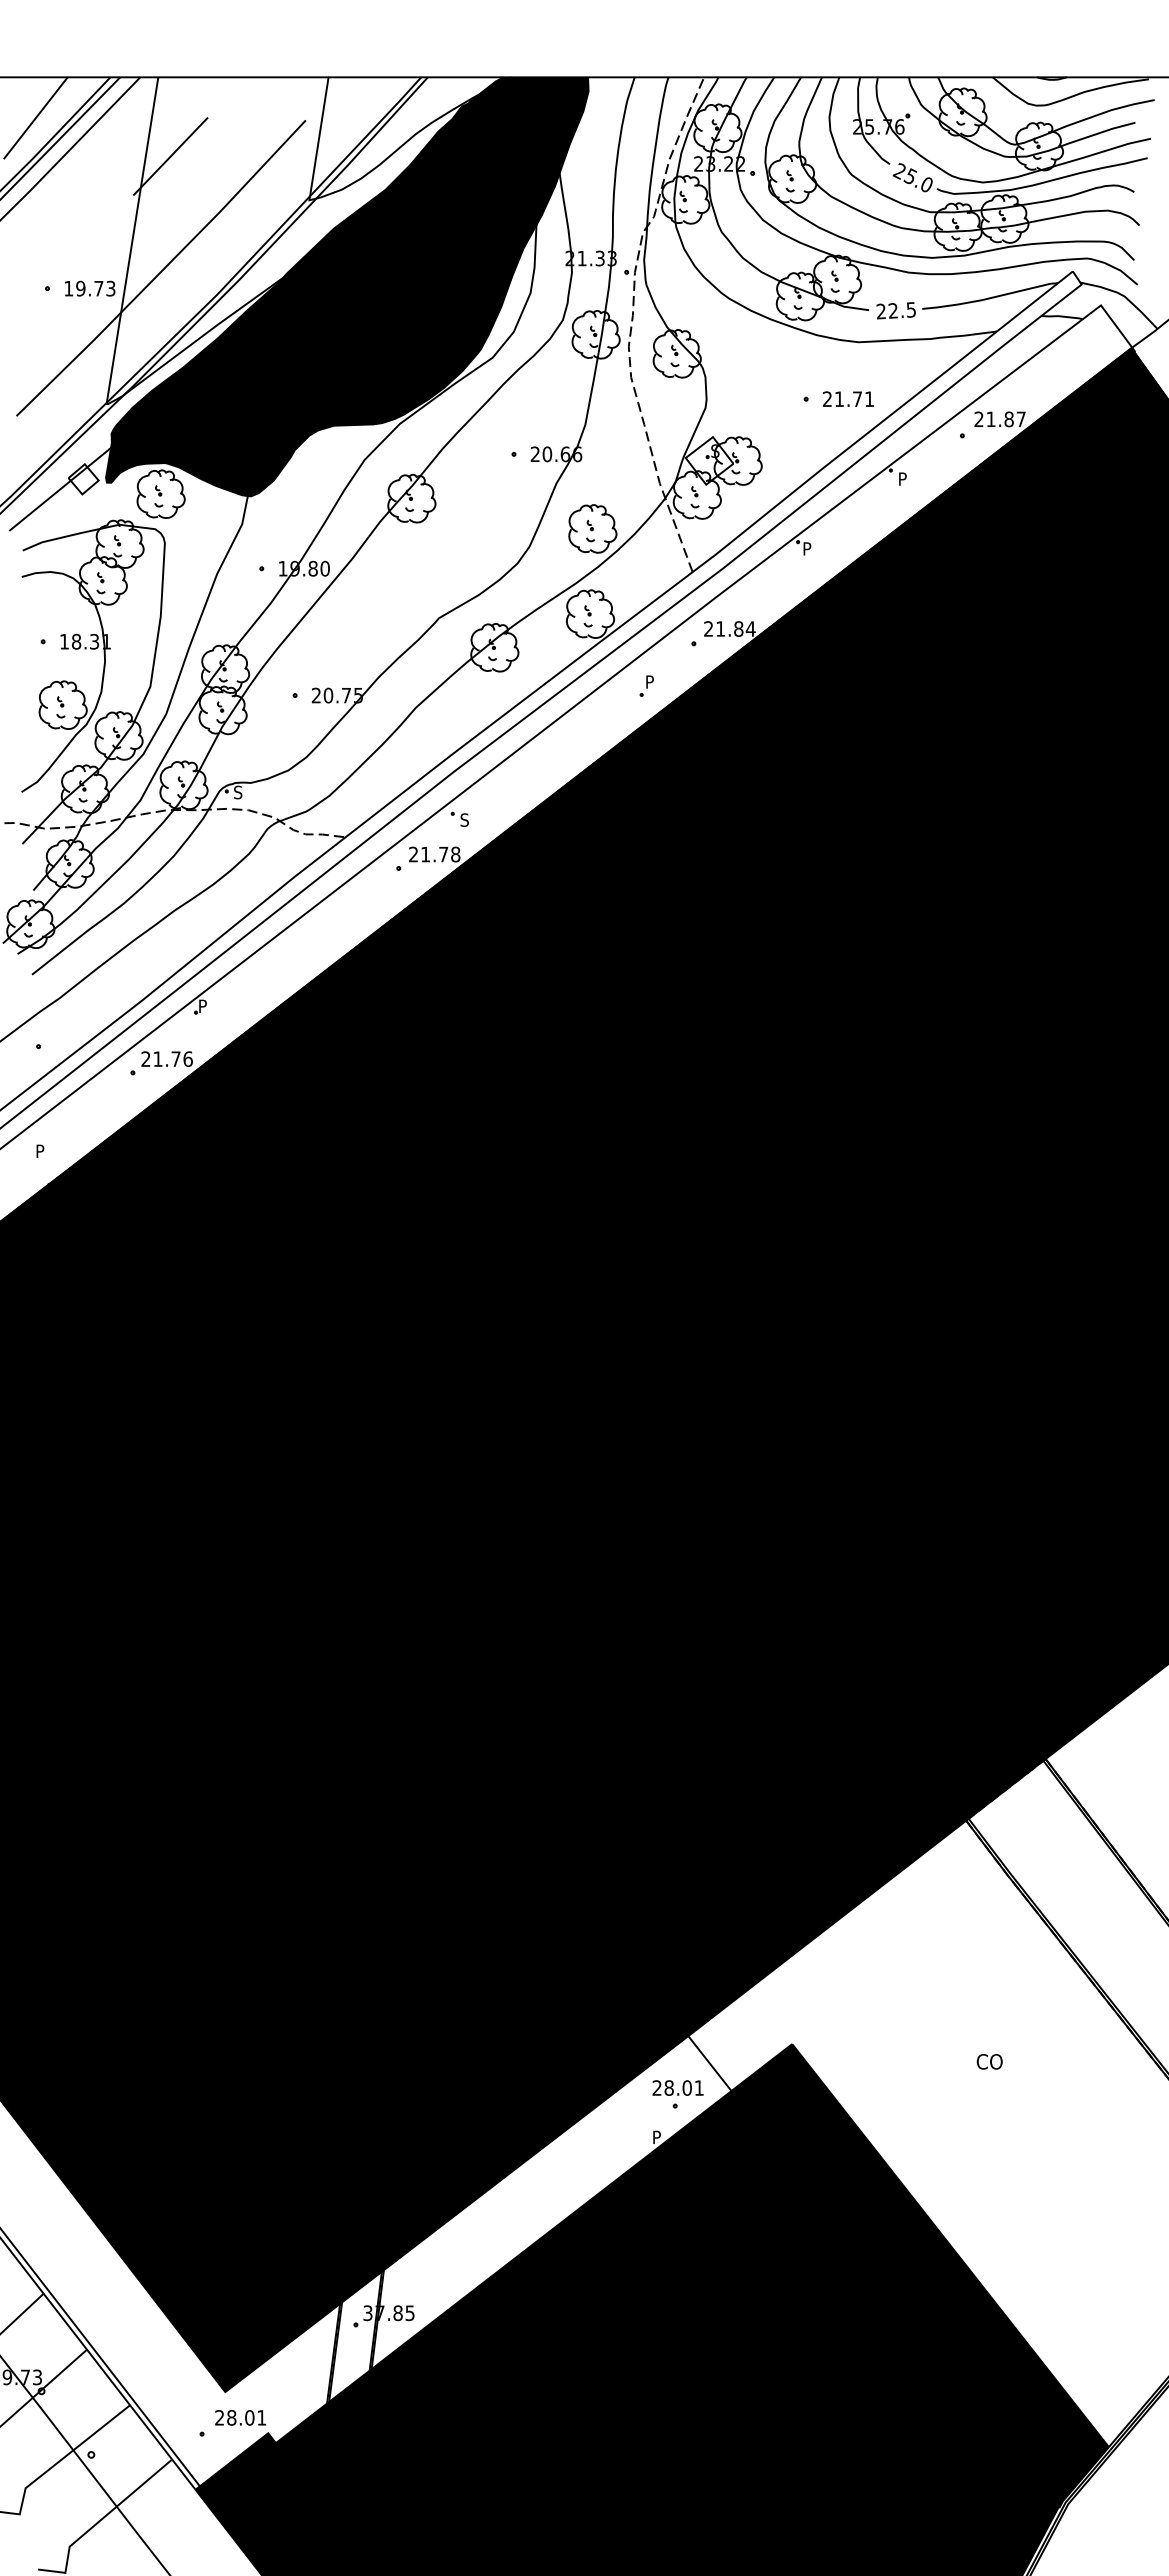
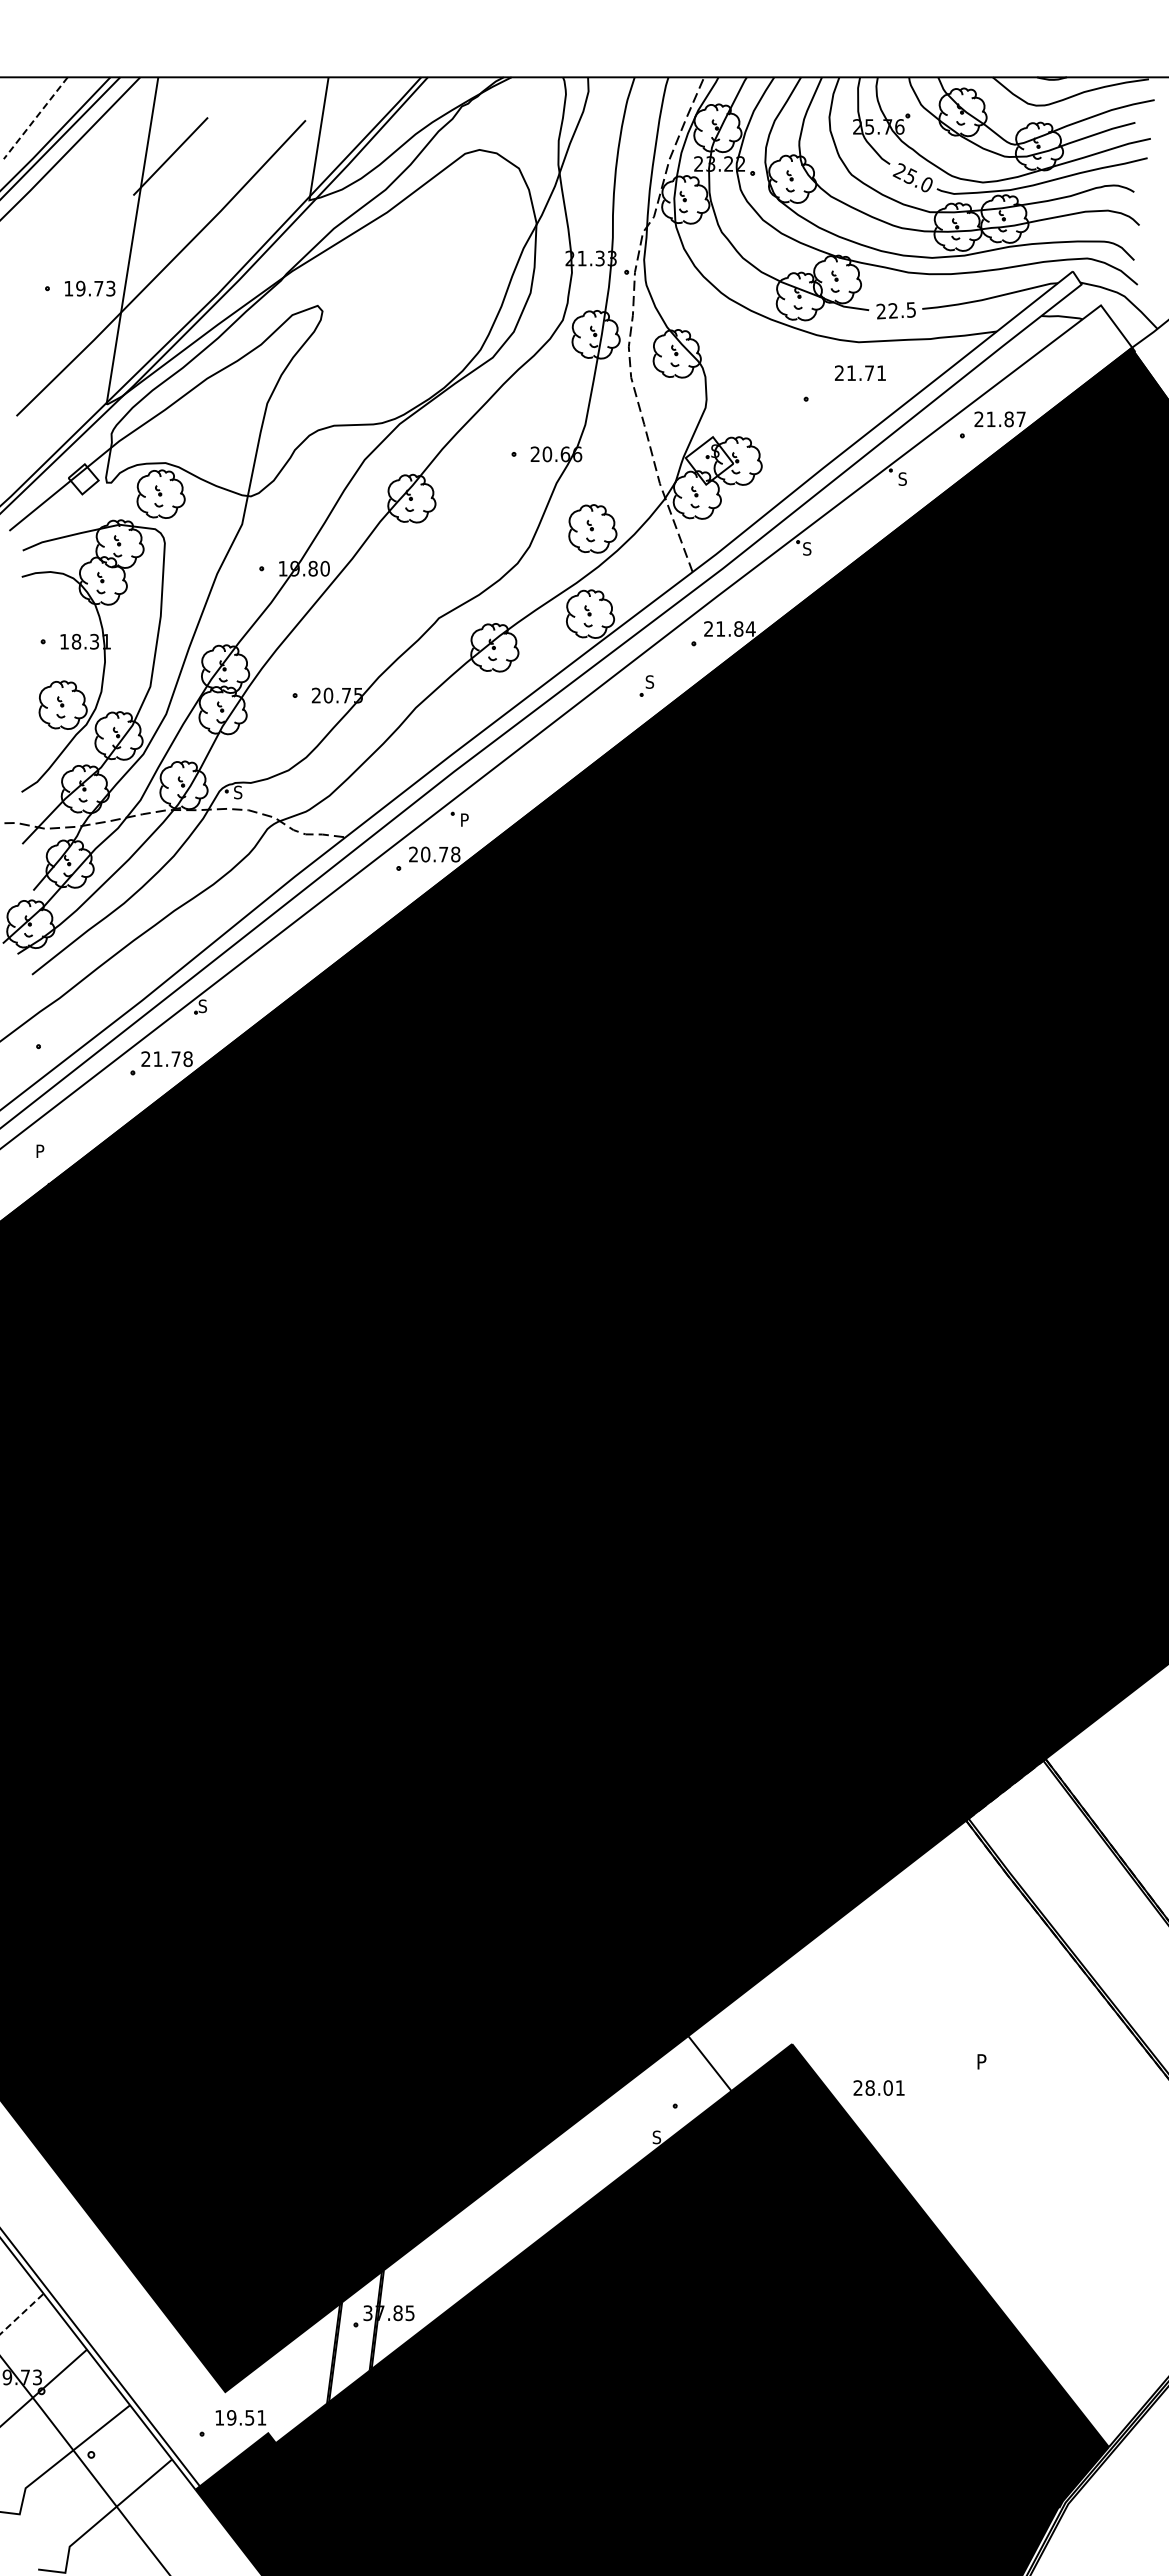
line: solid -> dashed (35, 118)
fill: present -> none (347, 286)
text position: (848, 398) -> (860, 372) (860, 372)
text: P -> S (902, 478)
text: P -> S (807, 548)
text: P -> S (649, 681)
text: S -> P (464, 819)
text: 21.78 -> 20.78 (425, 854)
text: P -> S (202, 1006)
text: 21.76 -> 21.78 (187, 1058)
text: CO -> P (989, 2061)
text position: (677, 2087) -> (878, 2087) (878, 2087)
text: P -> S (656, 2137)
line: solid -> dashed (22, 2313)
text: 28.01 -> 19.51 (234, 2417)
